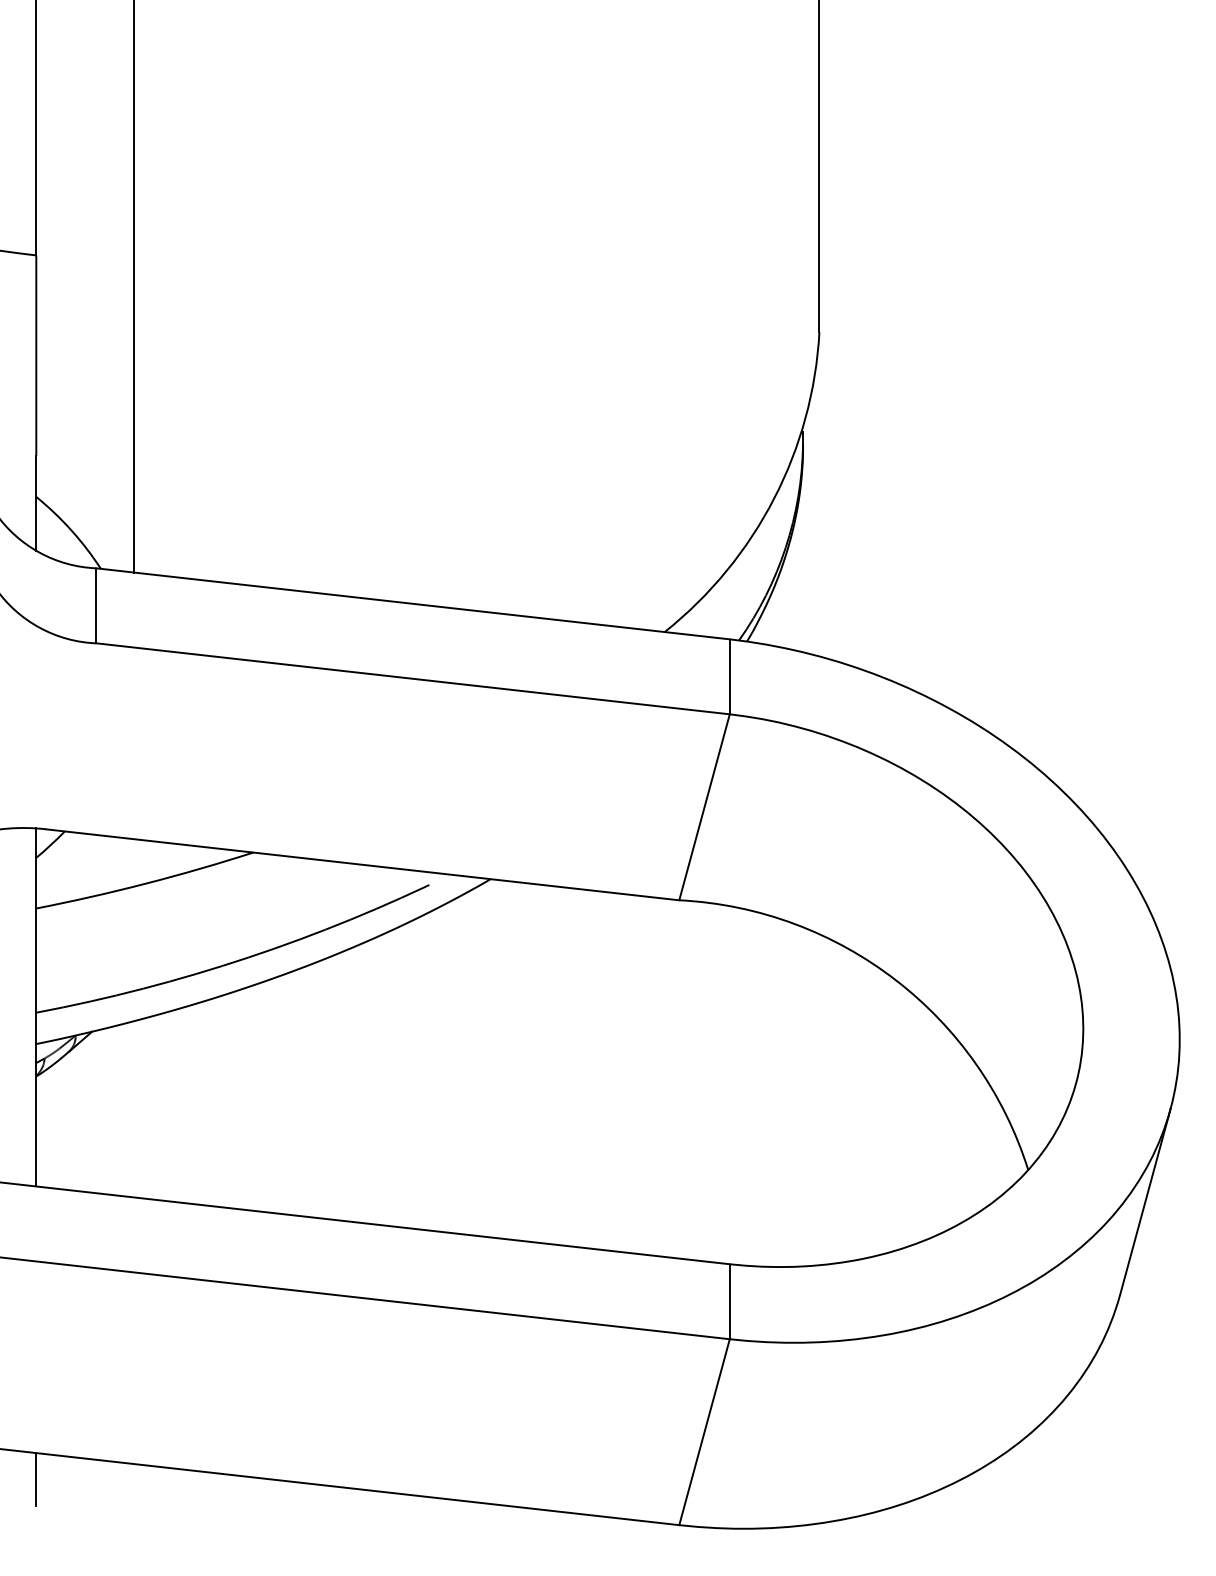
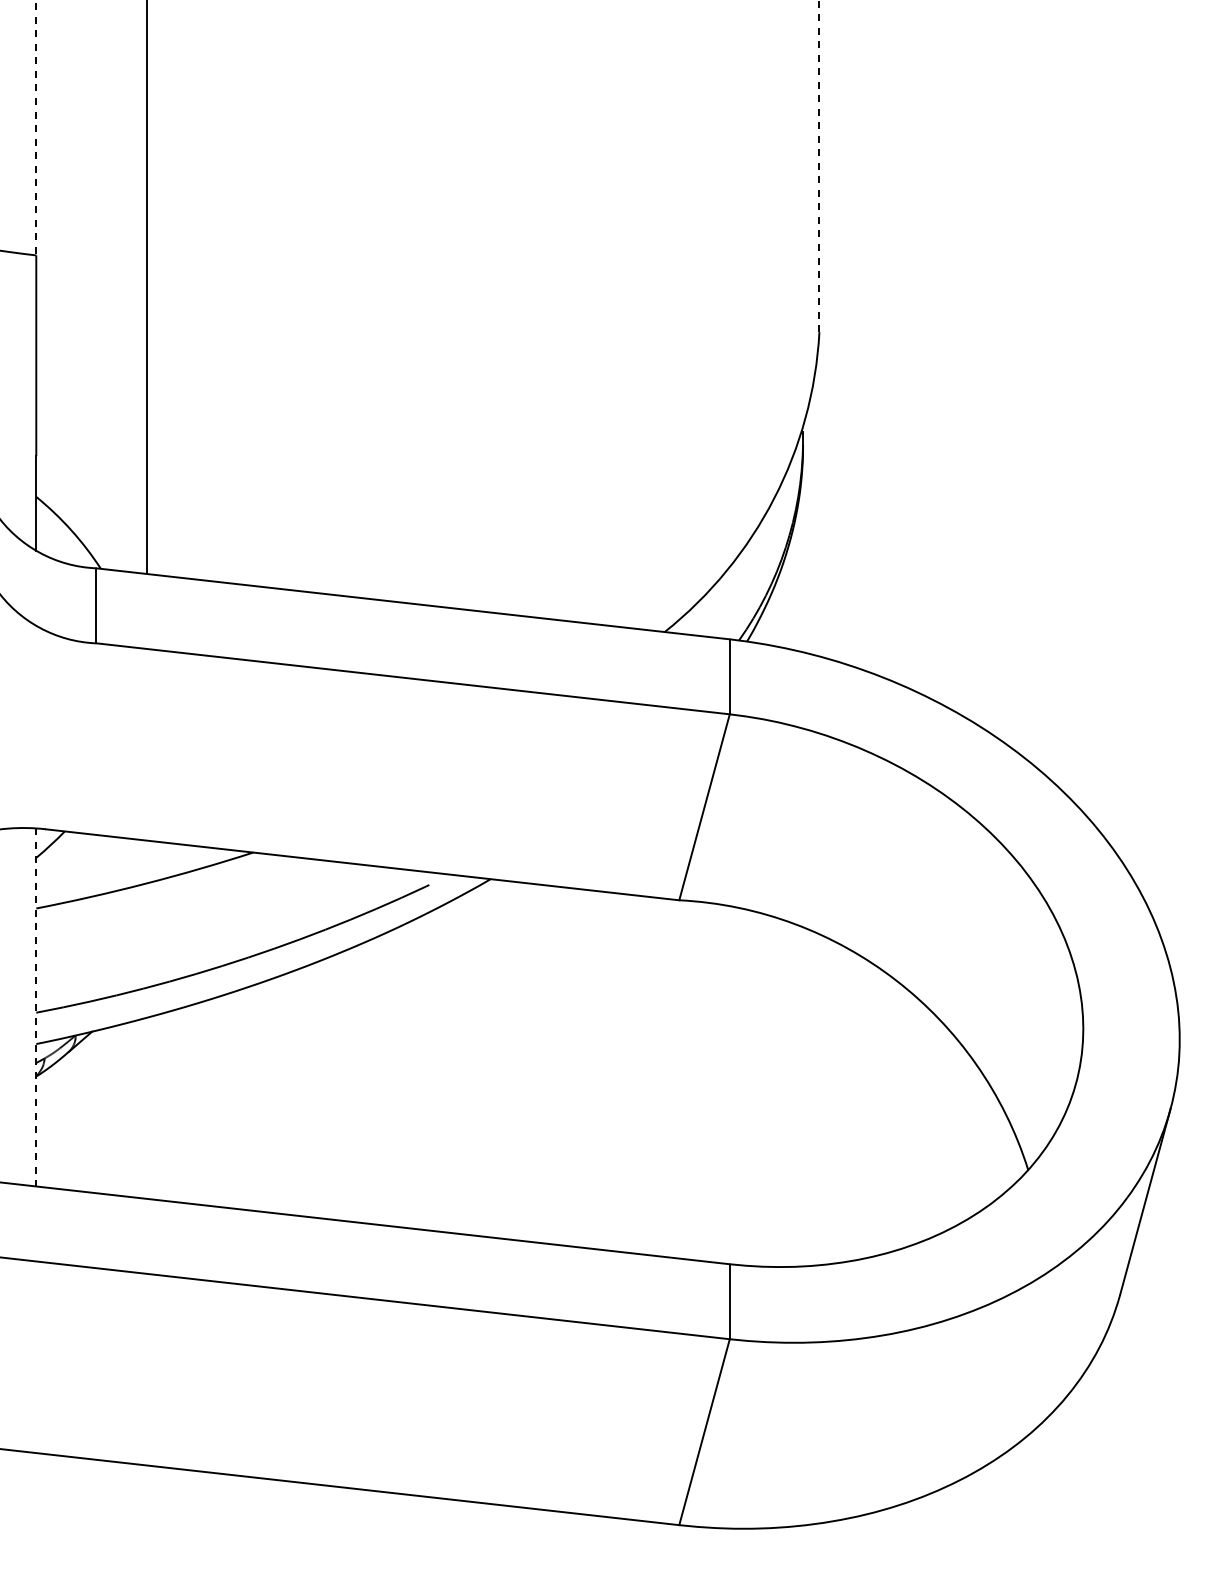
line: solid -> dashed (36, 128)
line: solid -> dashed (819, 166)
line position: (134, 287) -> (147, 287) (147, 287)
line: solid -> dashed (36, 1007)
line: present -> none (36, 1479)
